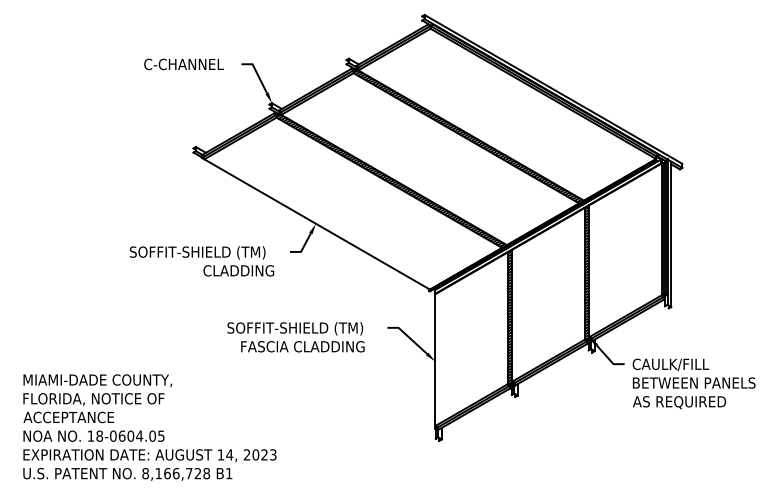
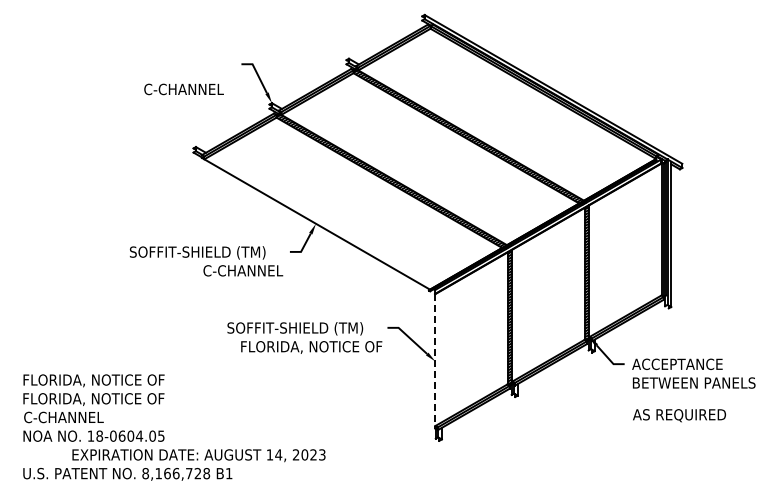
text position: (183, 64) -> (183, 89) (183, 89)
text: CLADDING -> C-CHANNEL (248, 270)
text: FASCIA CLADDING -> FLORIDA, NOTICE OF (315, 347)
line: solid -> dashed (435, 361)
text: CAULK/FILL -> ACCEPTANCE (677, 364)
text: MIAMI-DADE COUNTY, -> FLORIDA, NOTICE OF (98, 380)
text position: (679, 402) -> (679, 415) (679, 415)
text: ACCEPTANCE -> C-CHANNEL (68, 417)
text position: (149, 455) -> (198, 455) (198, 455)
